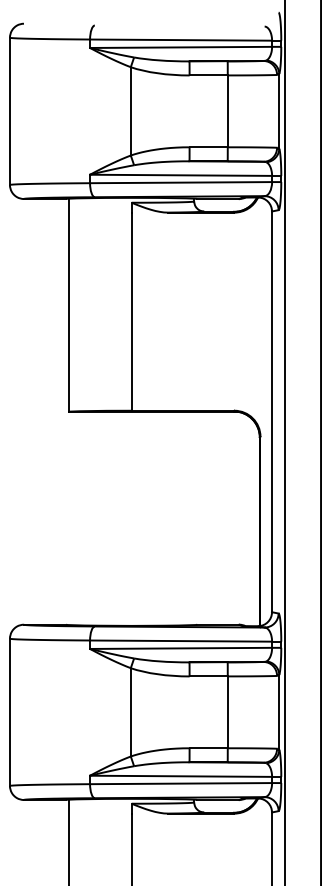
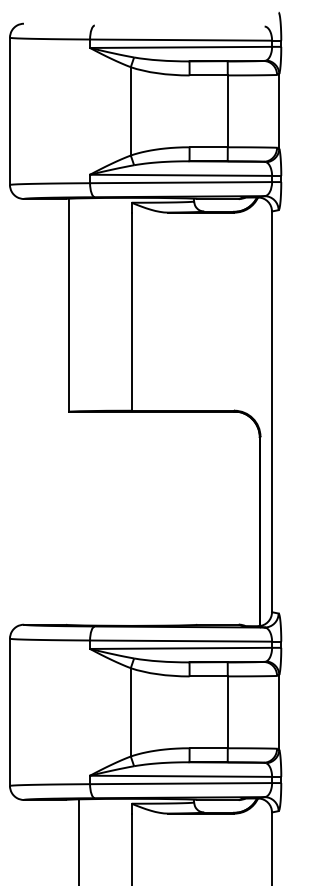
line: present -> none (284, 442)
line: present -> none (321, 442)
line position: (69, 840) -> (79, 840) (79, 840)
